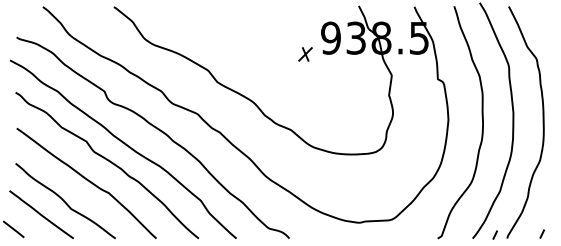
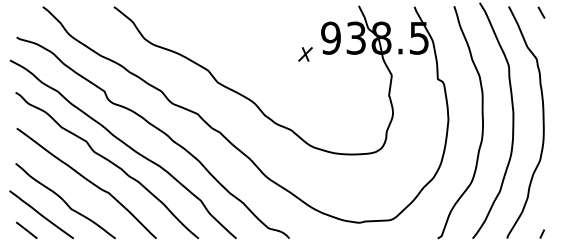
line: none -> present (541, 12)
line position: (13, 229) -> (26, 230) (26, 230)
curve: present -> none (494, 234)
